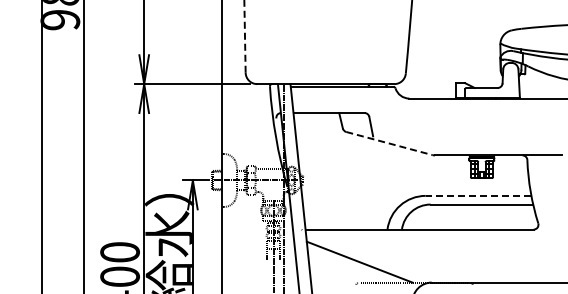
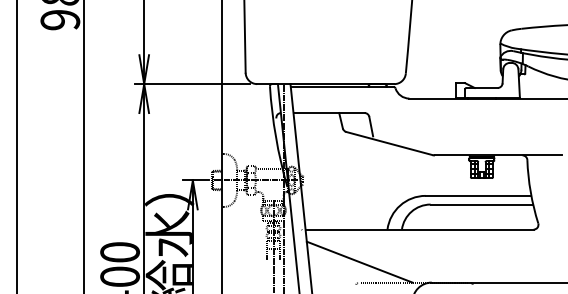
line: dashed -> solid (245, 36)
line: dashed -> solid (389, 143)
line position: (42, 146) -> (17, 146) (17, 146)
line: dashed -> solid (478, 195)
